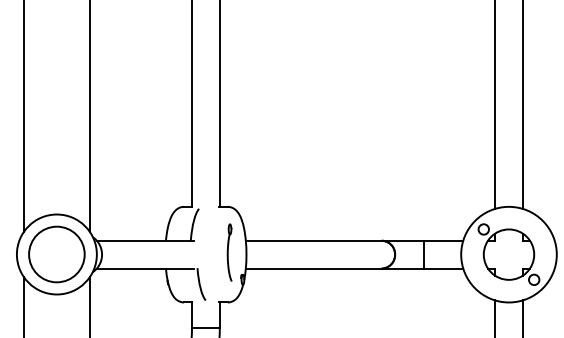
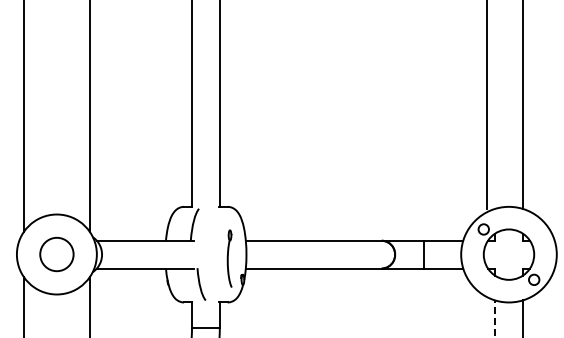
line position: (495, 105) -> (487, 105) (487, 105)
part position: (229, 252) -> (229, 258) (229, 258)
circle size: 58x59 px -> 36x37 px (56, 254)
line: solid -> dashed (495, 318)
